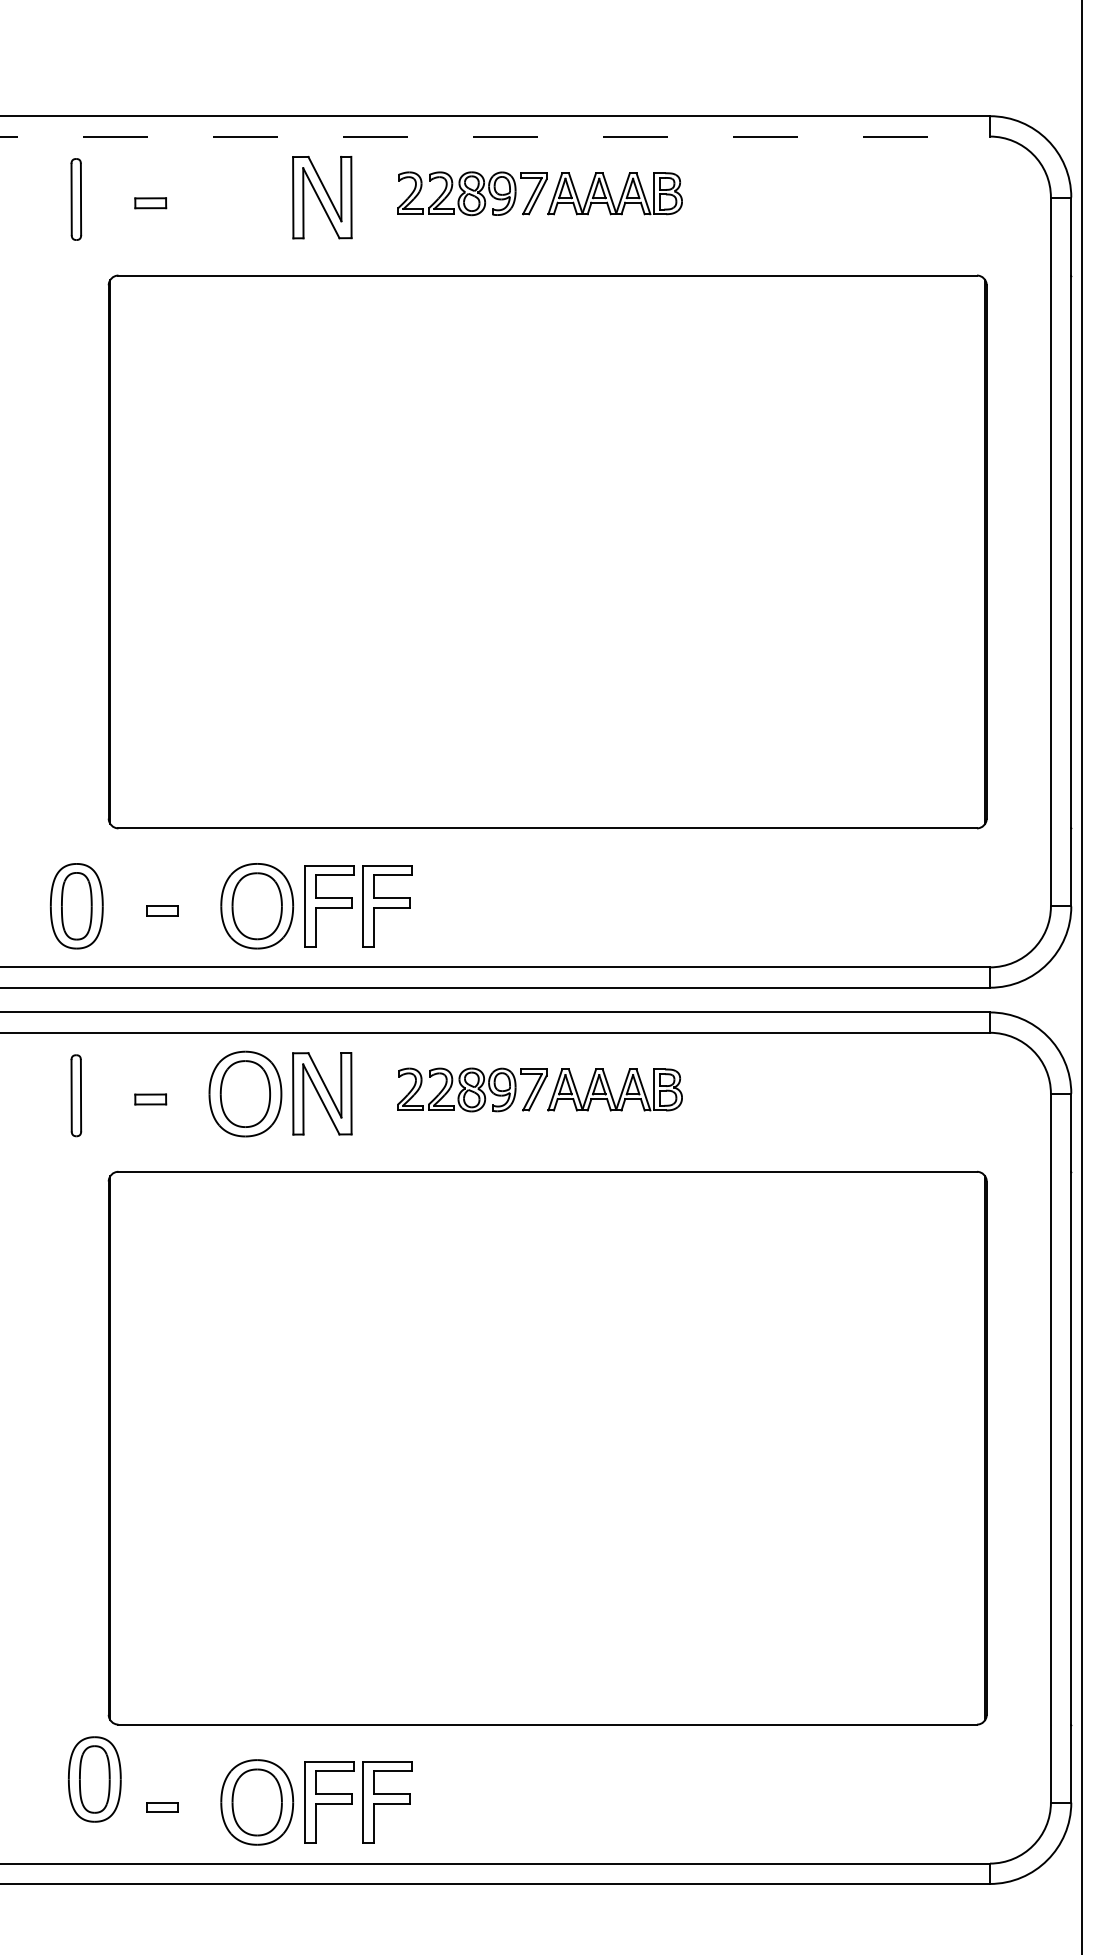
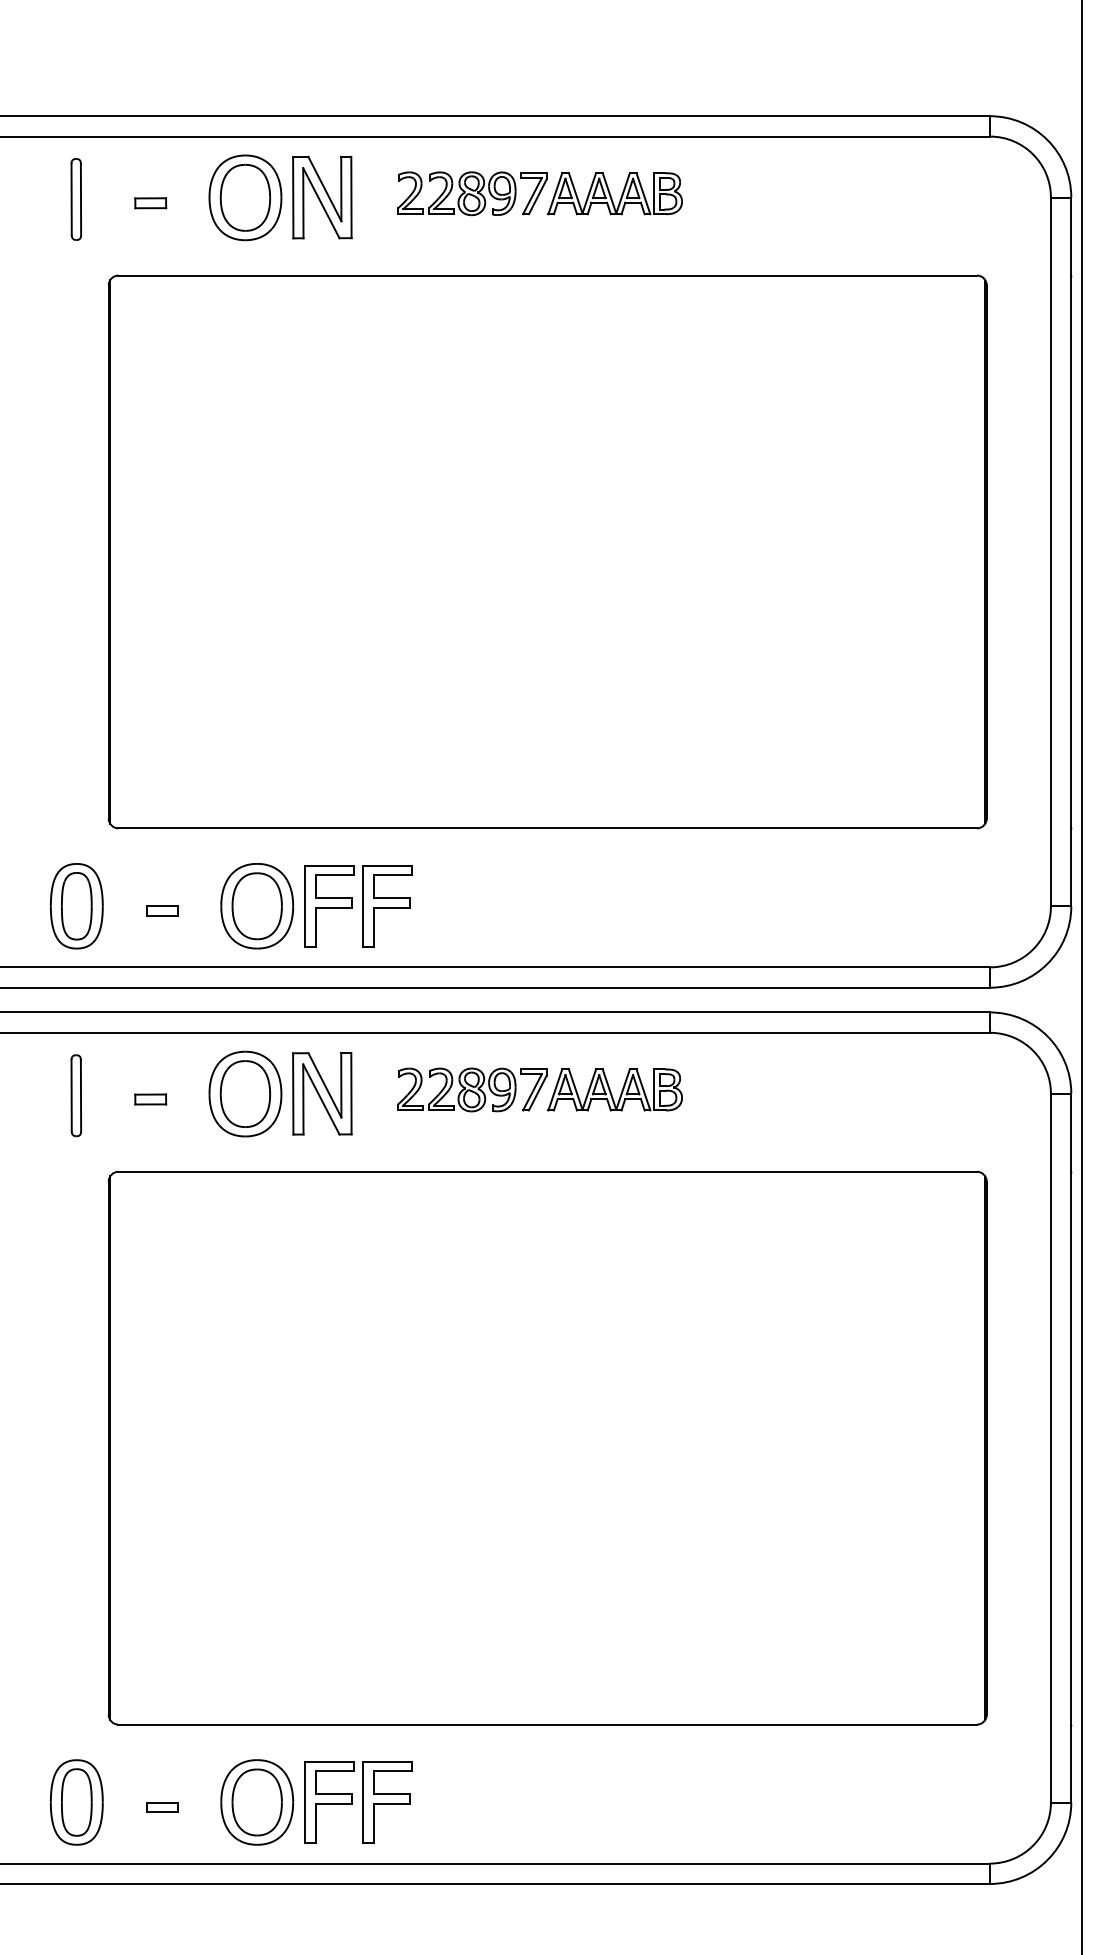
line: dashed -> solid (495, 136)
part: none -> present (245, 197)
part position: (94, 1779) -> (76, 1802) (76, 1802)
